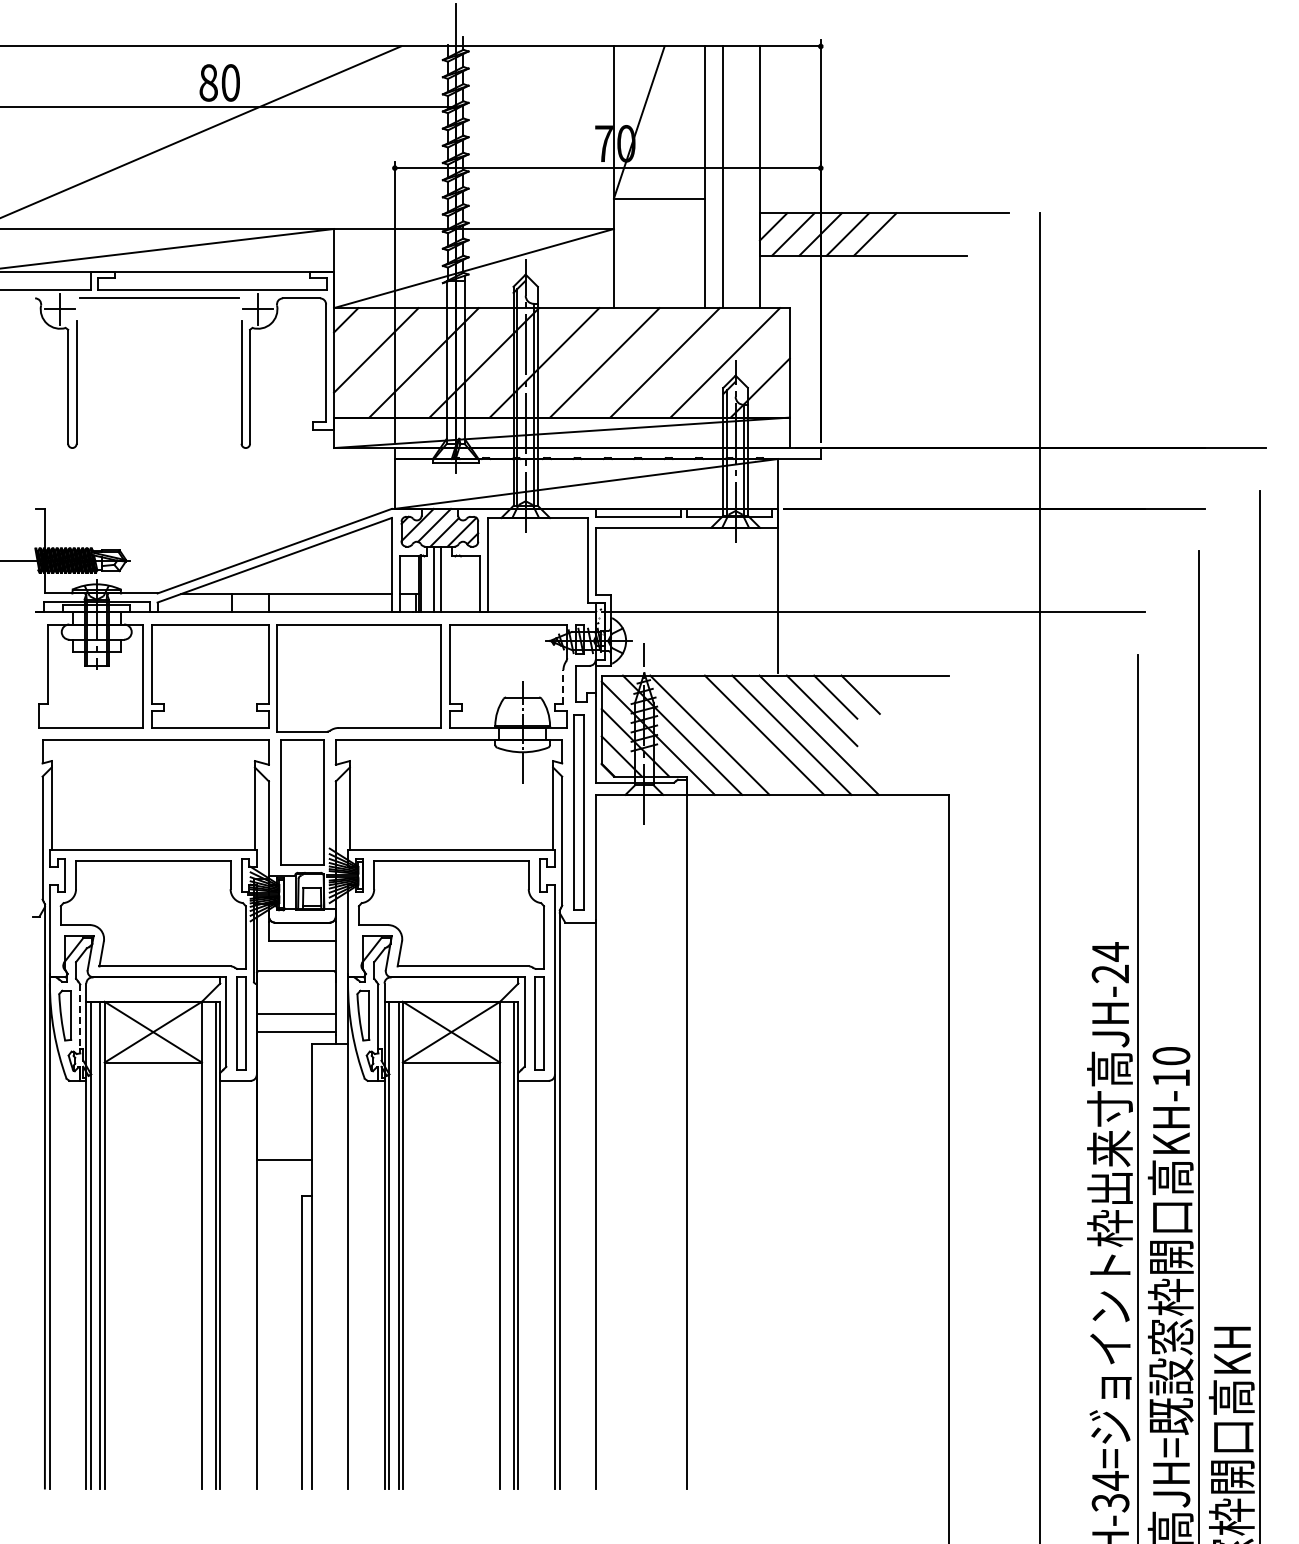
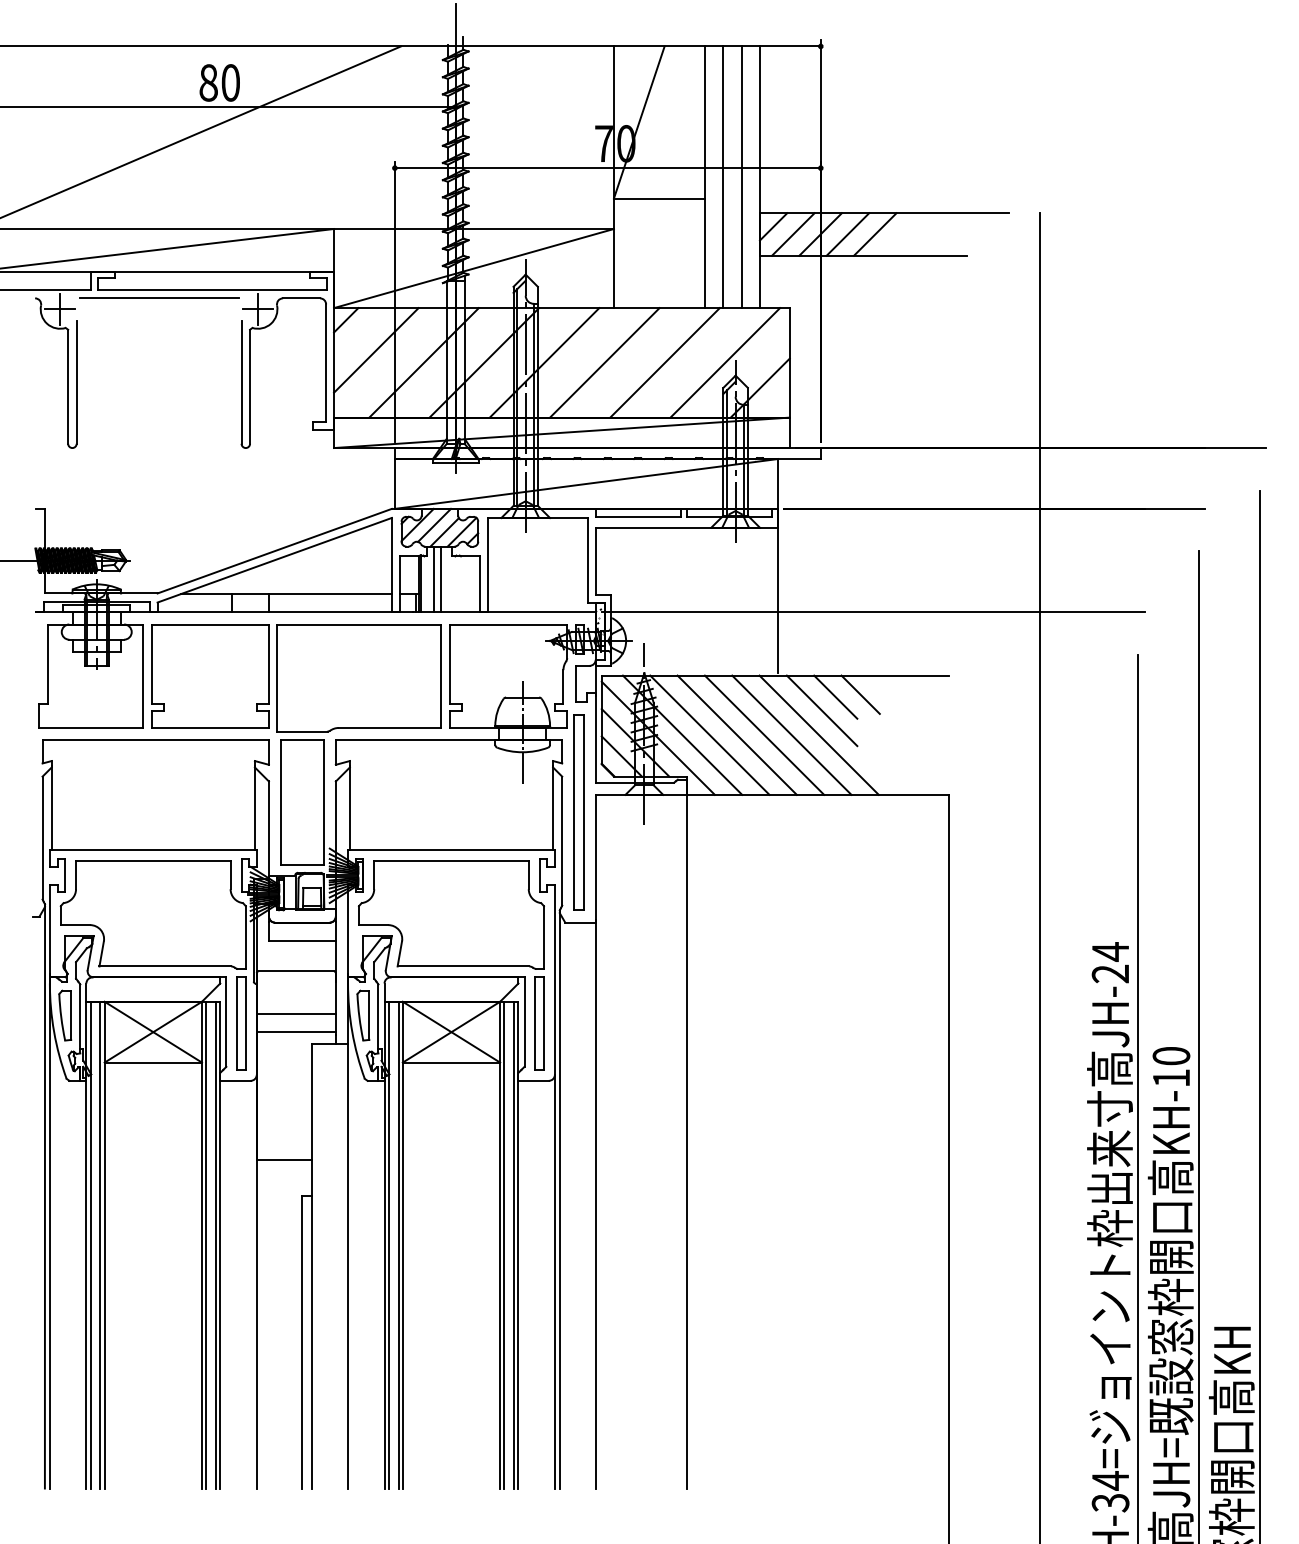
line: none -> present (741, 177)
line: dashed -> solid (563, 686)
line: none -> present (736, 734)
line: dashed -> solid (80, 1017)
line: none -> present (206, 1244)
line: none -> present (504, 1244)
